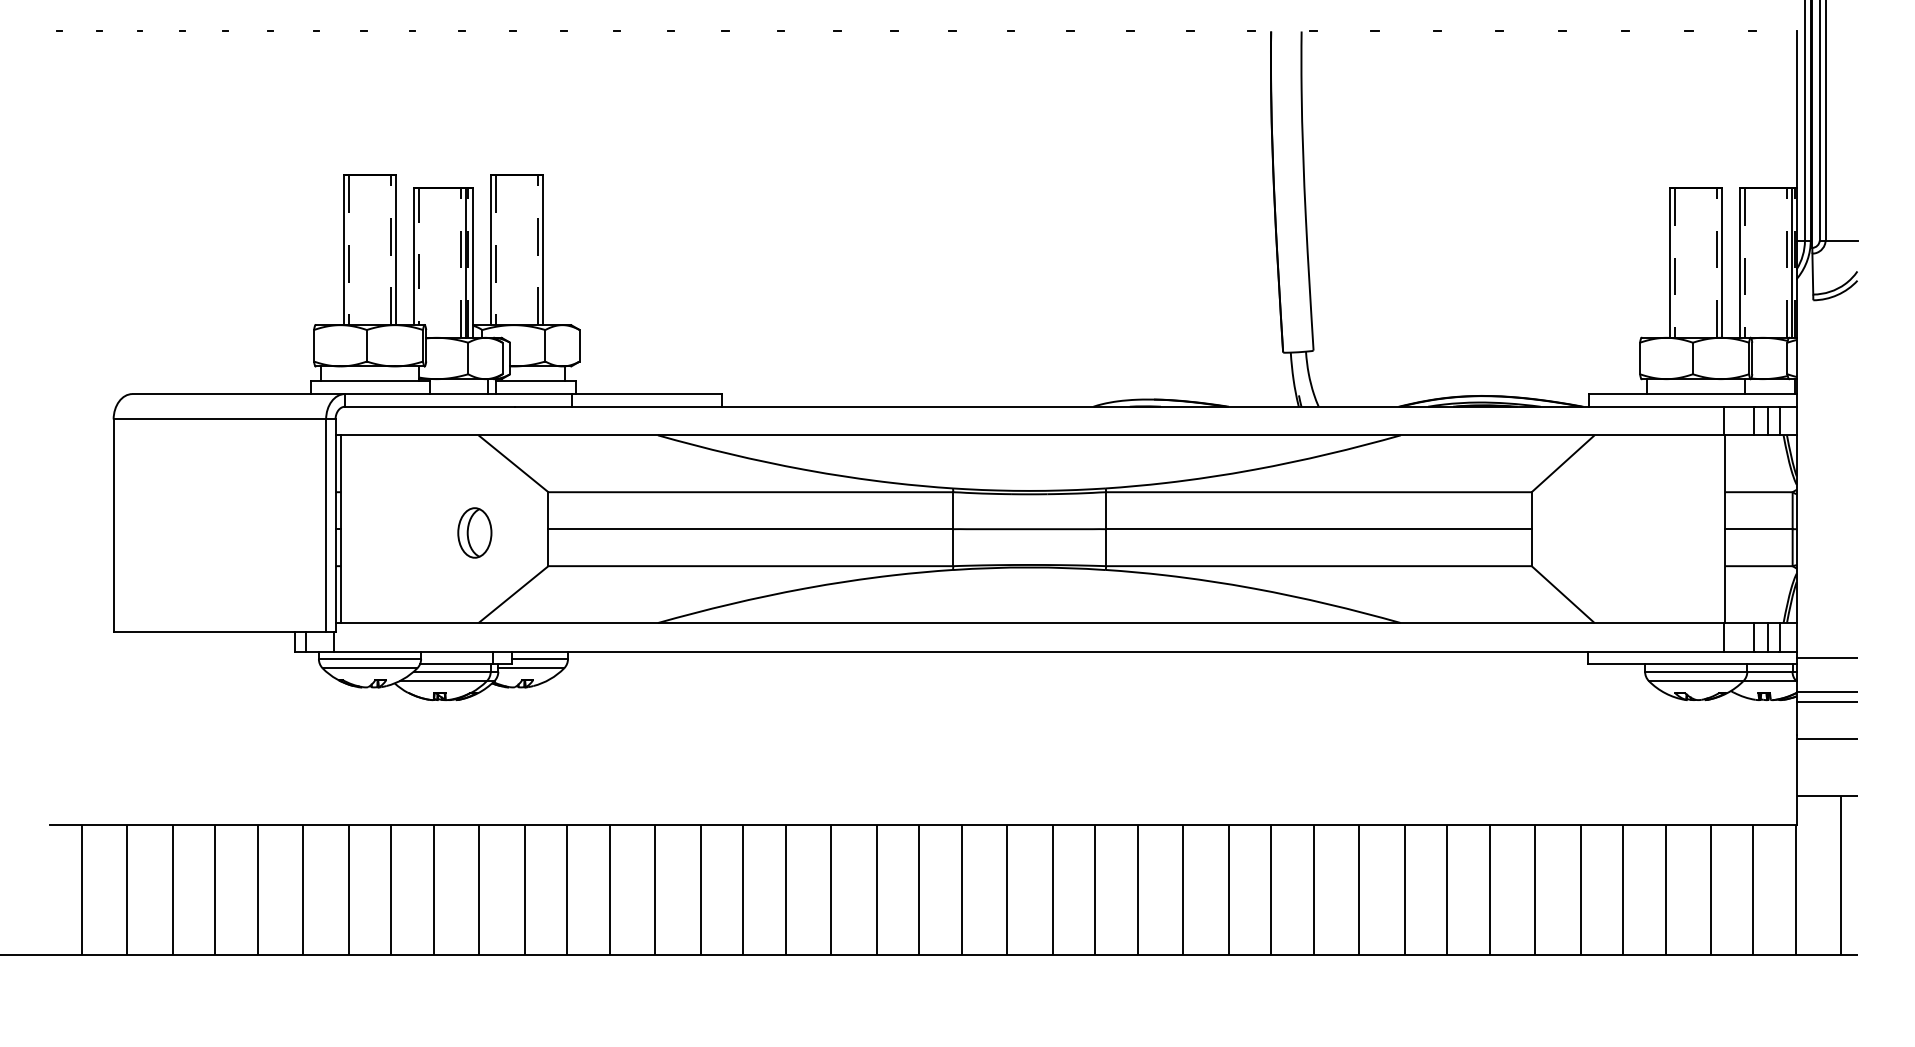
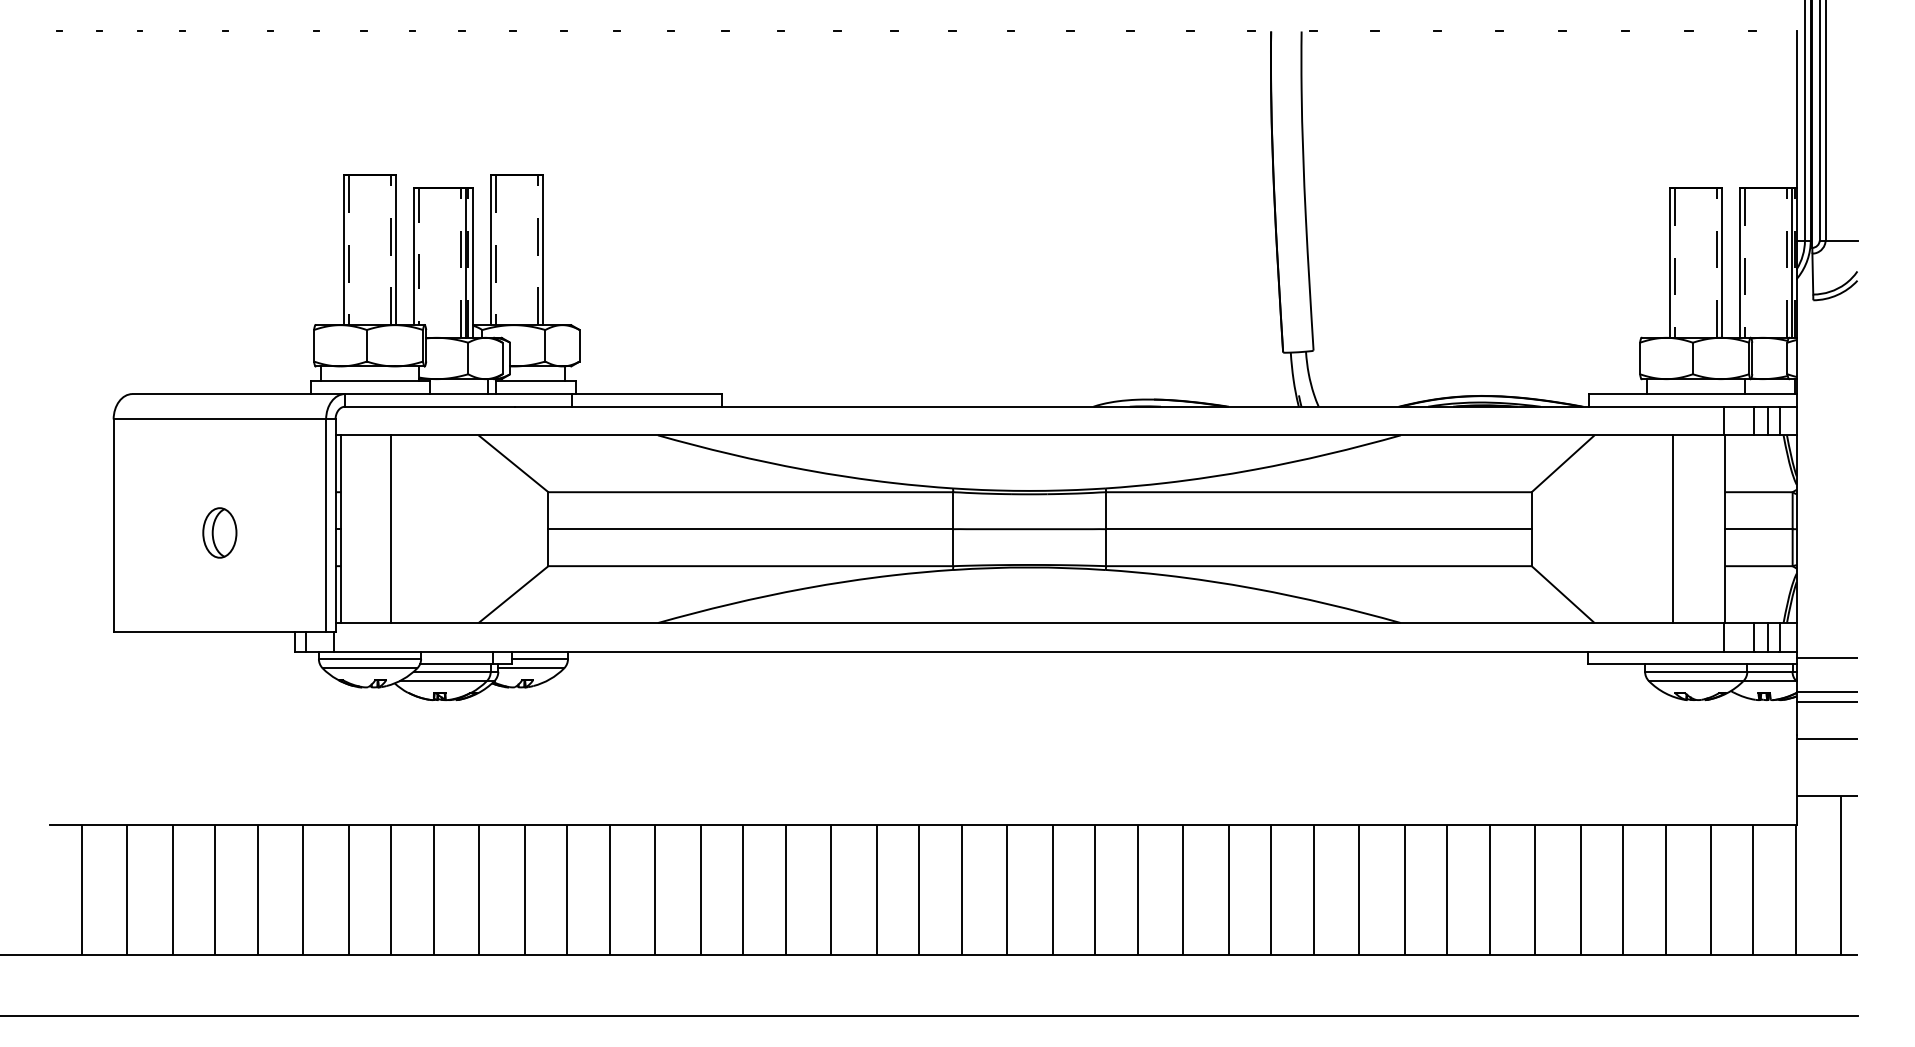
line: none -> present (391, 529)
line: none -> present (1673, 529)
part position: (474, 532) -> (219, 532) (219, 532)
line: none -> present (929, 1015)
